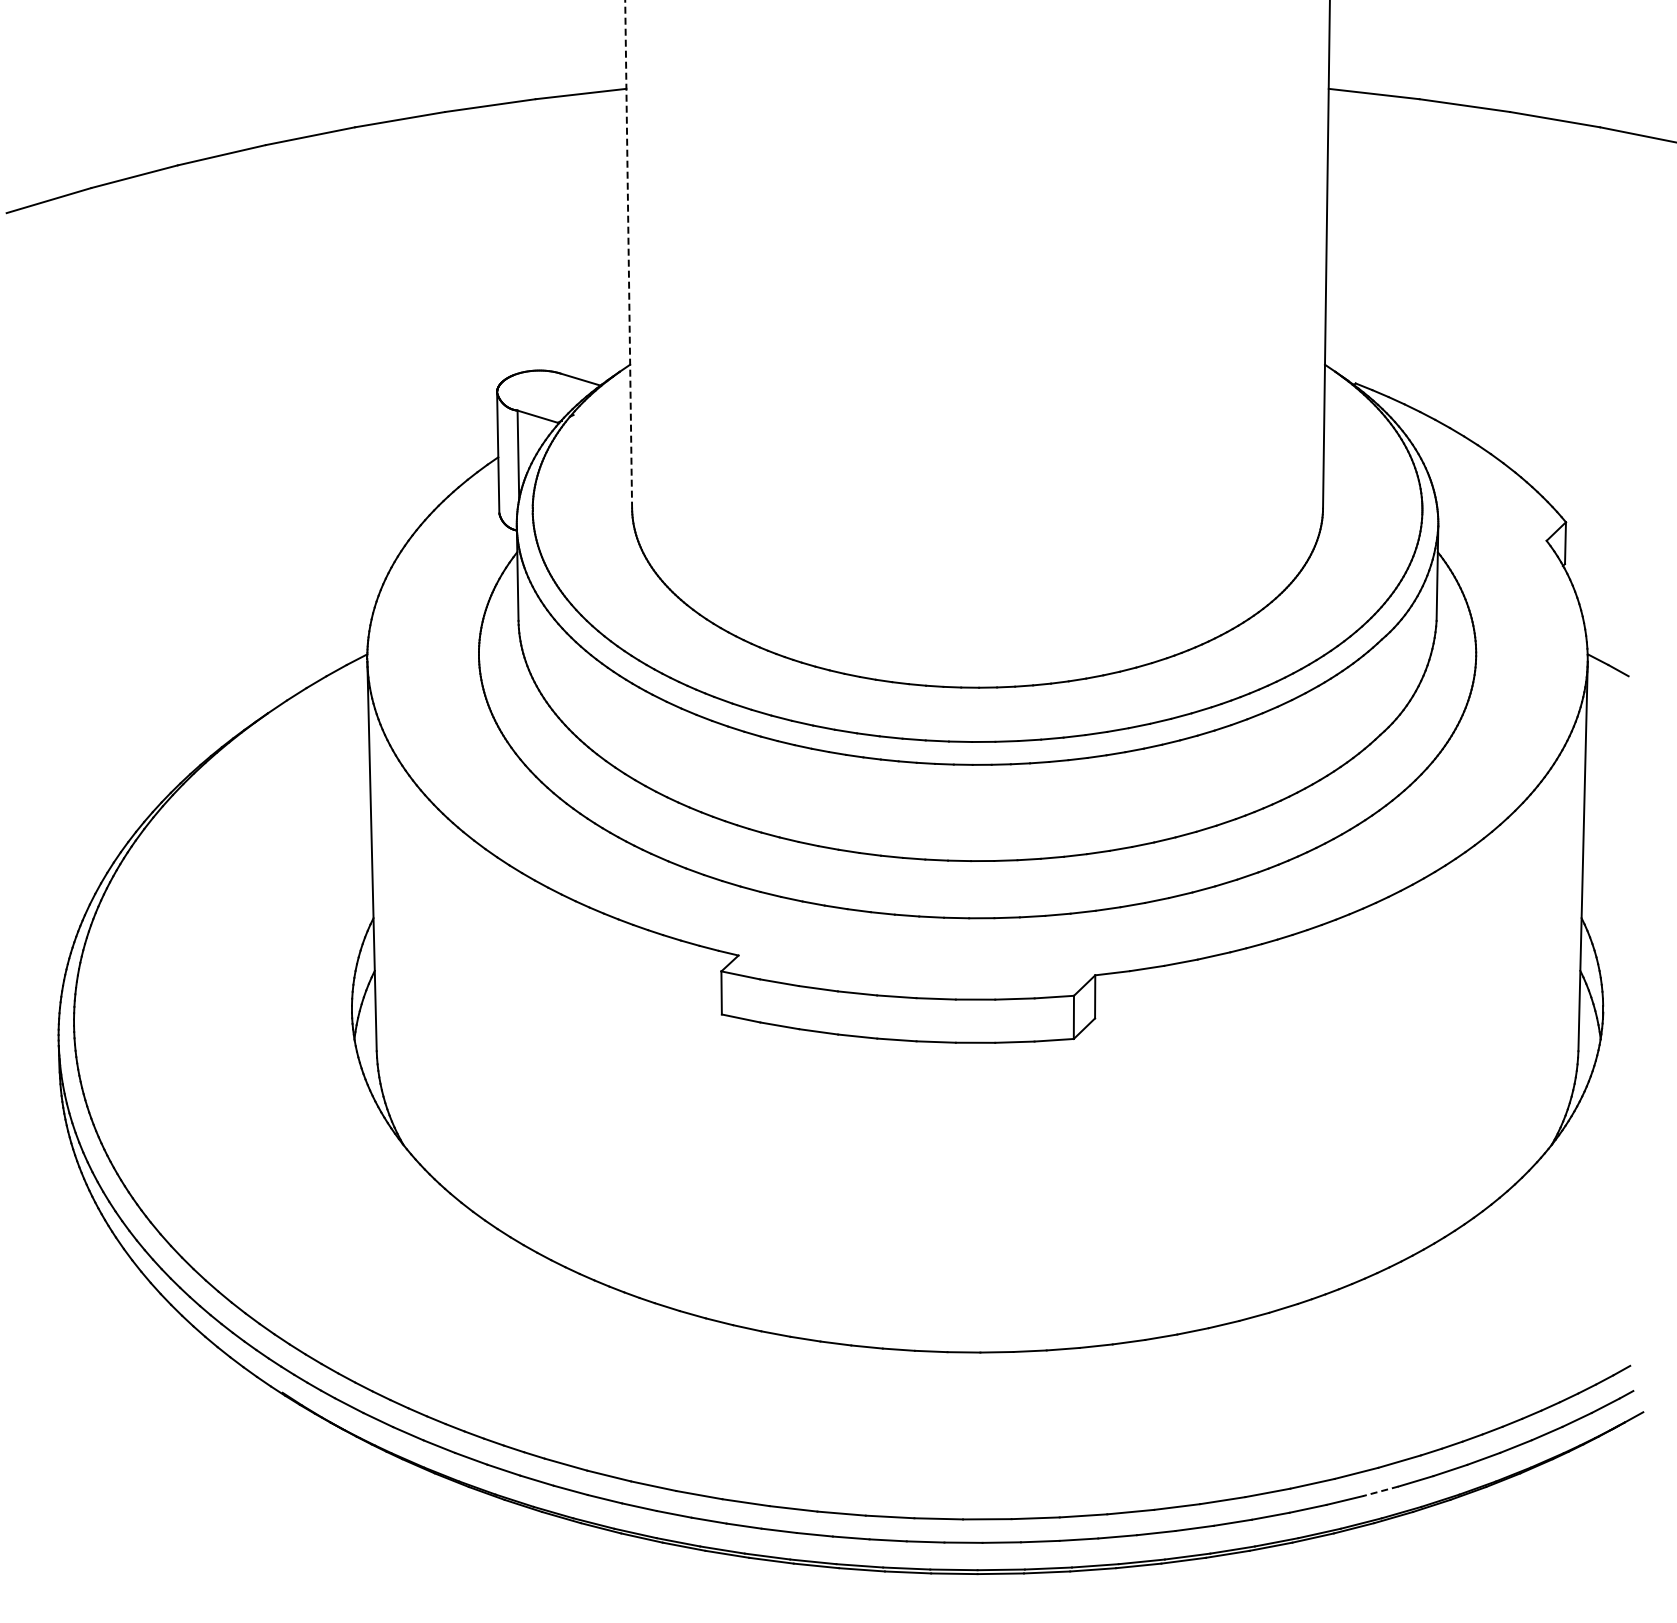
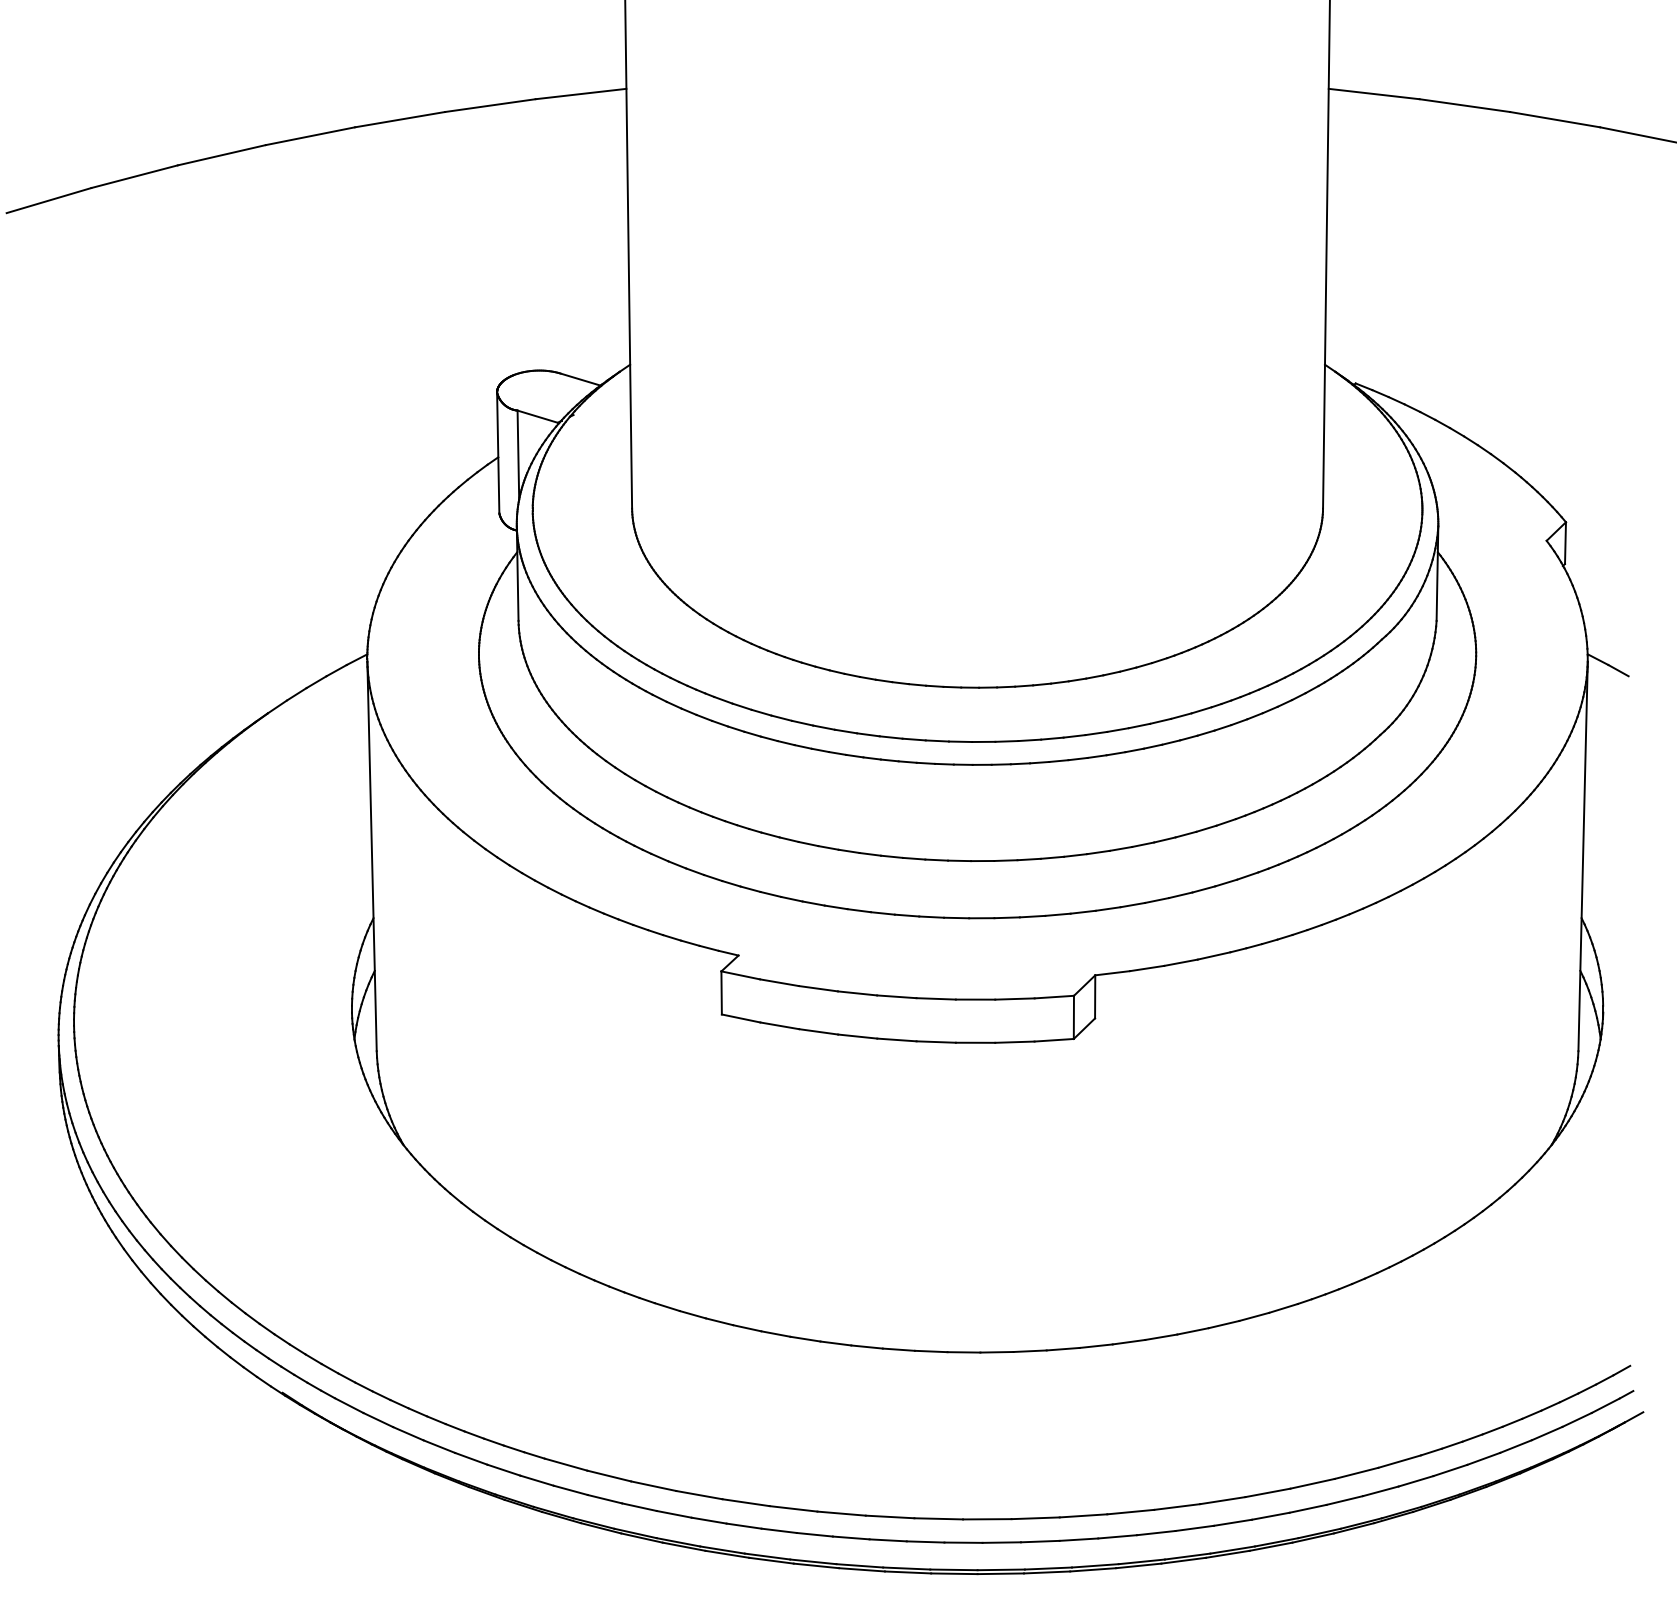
line: dashed -> solid (628, 253)
line: dashed -> solid (1380, 1491)
